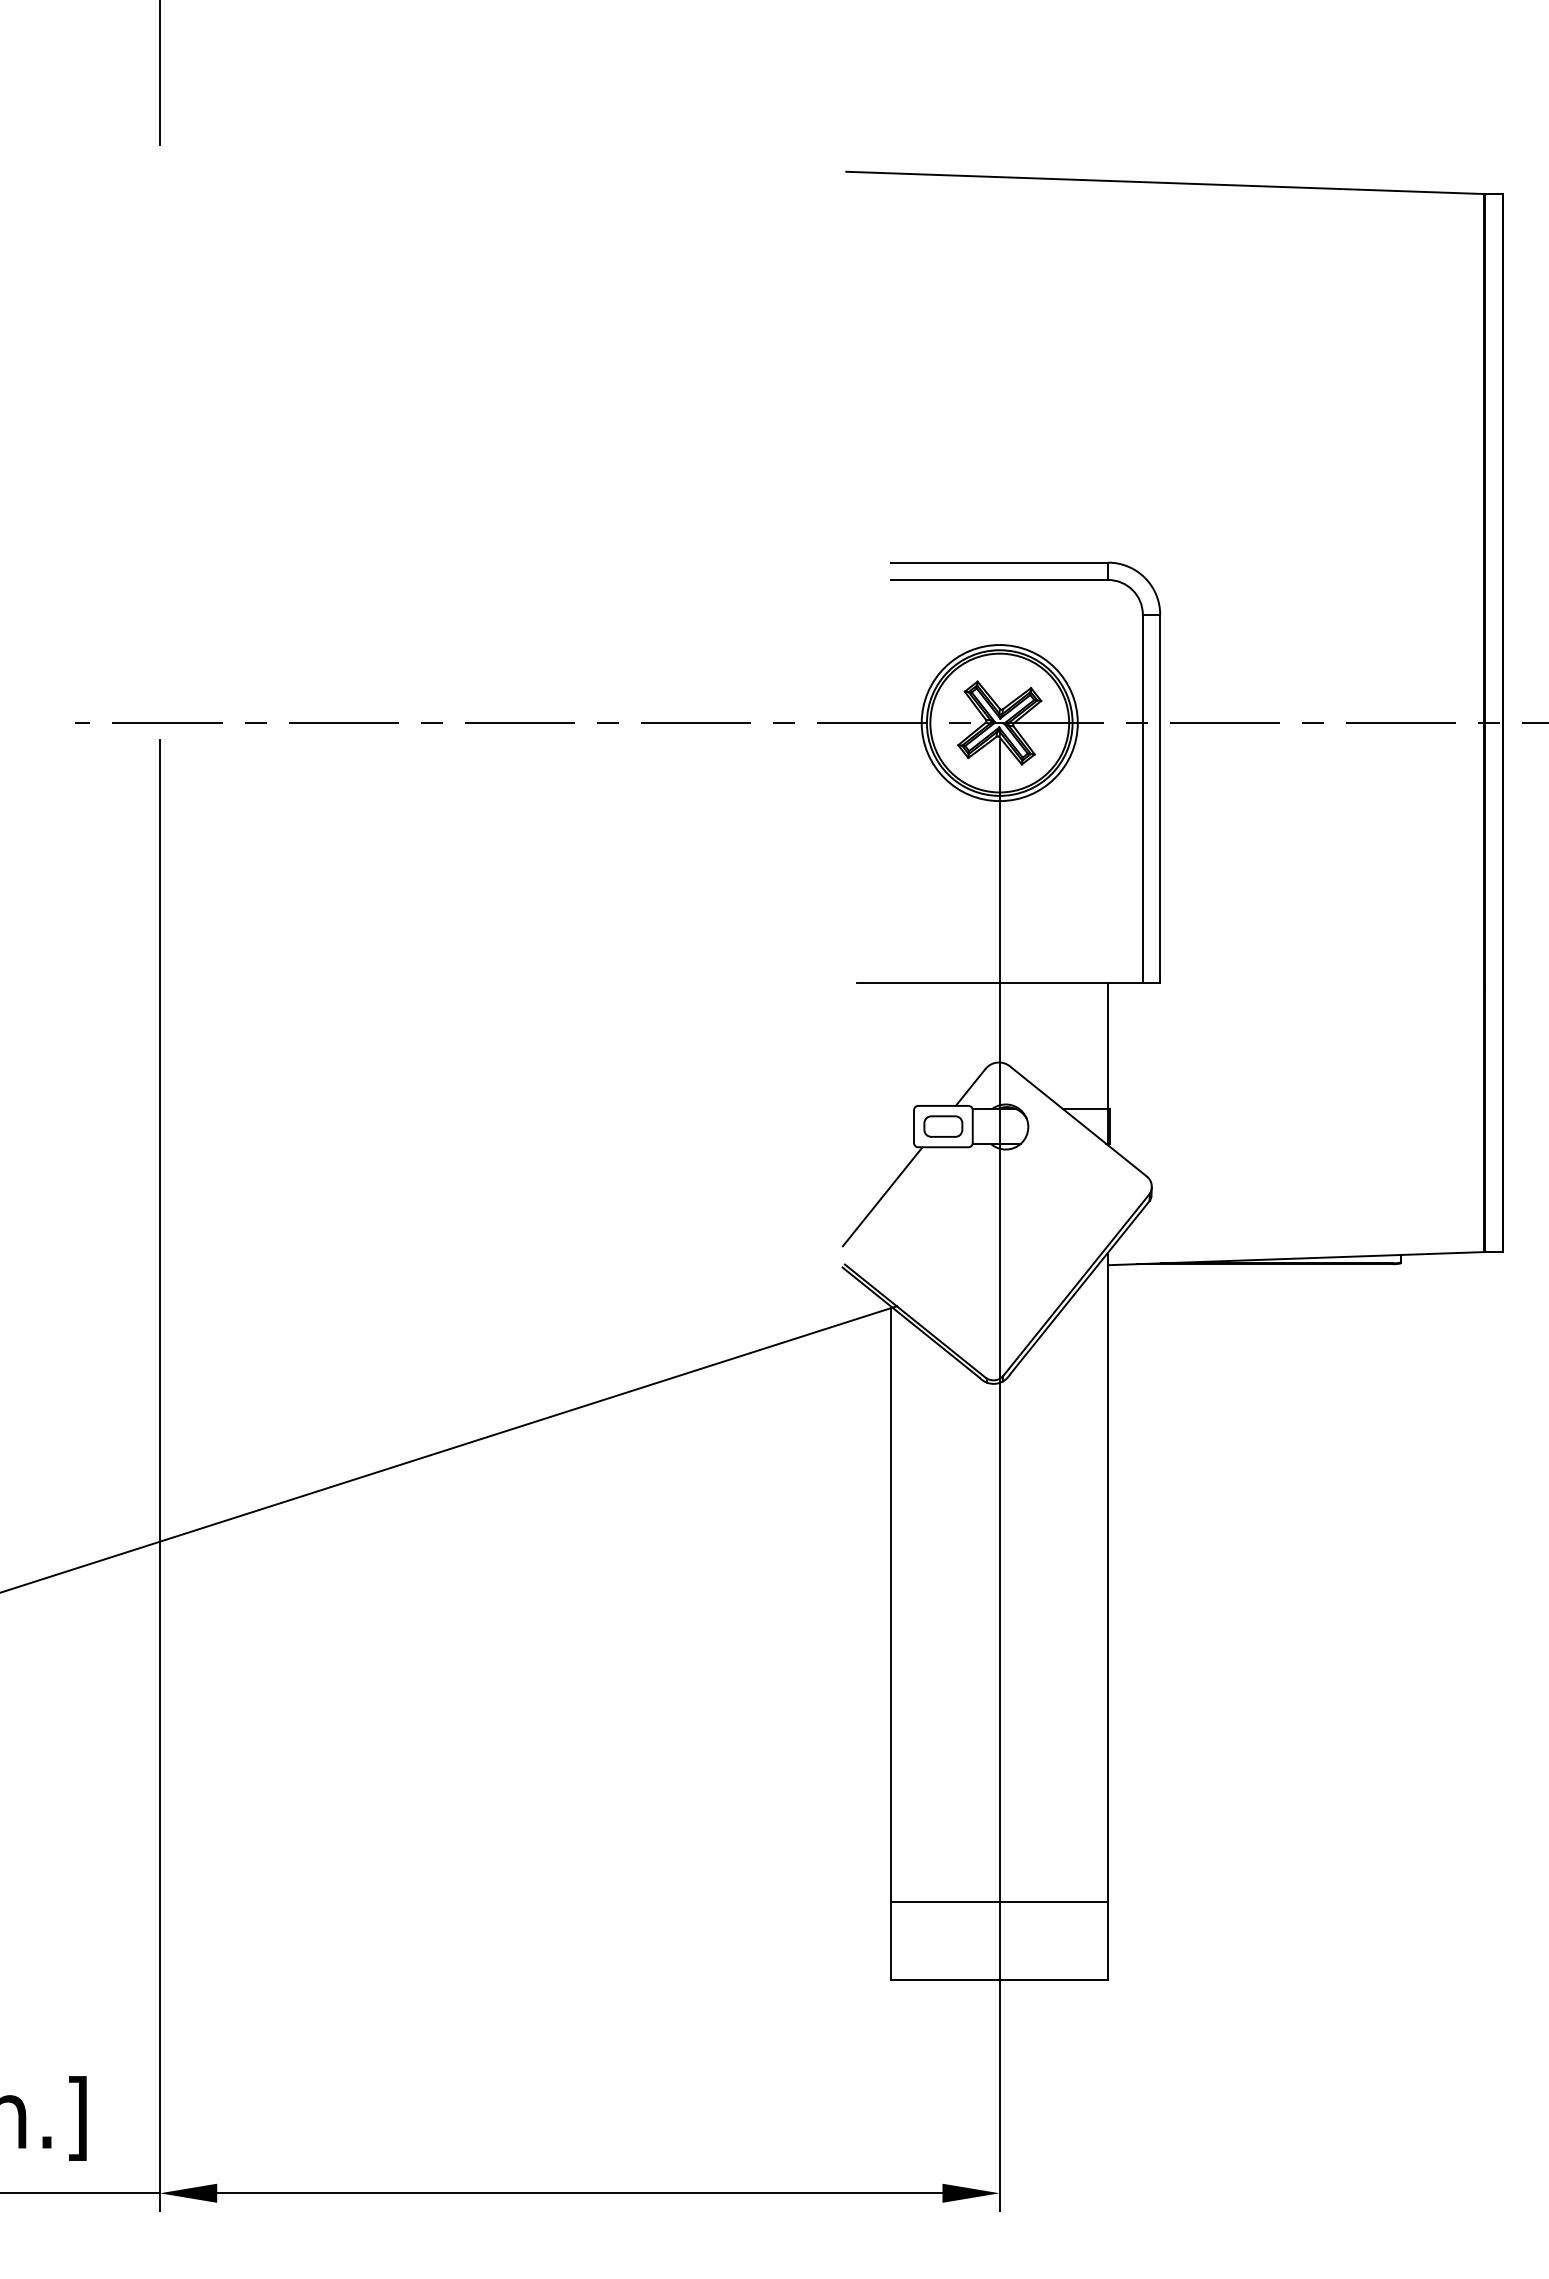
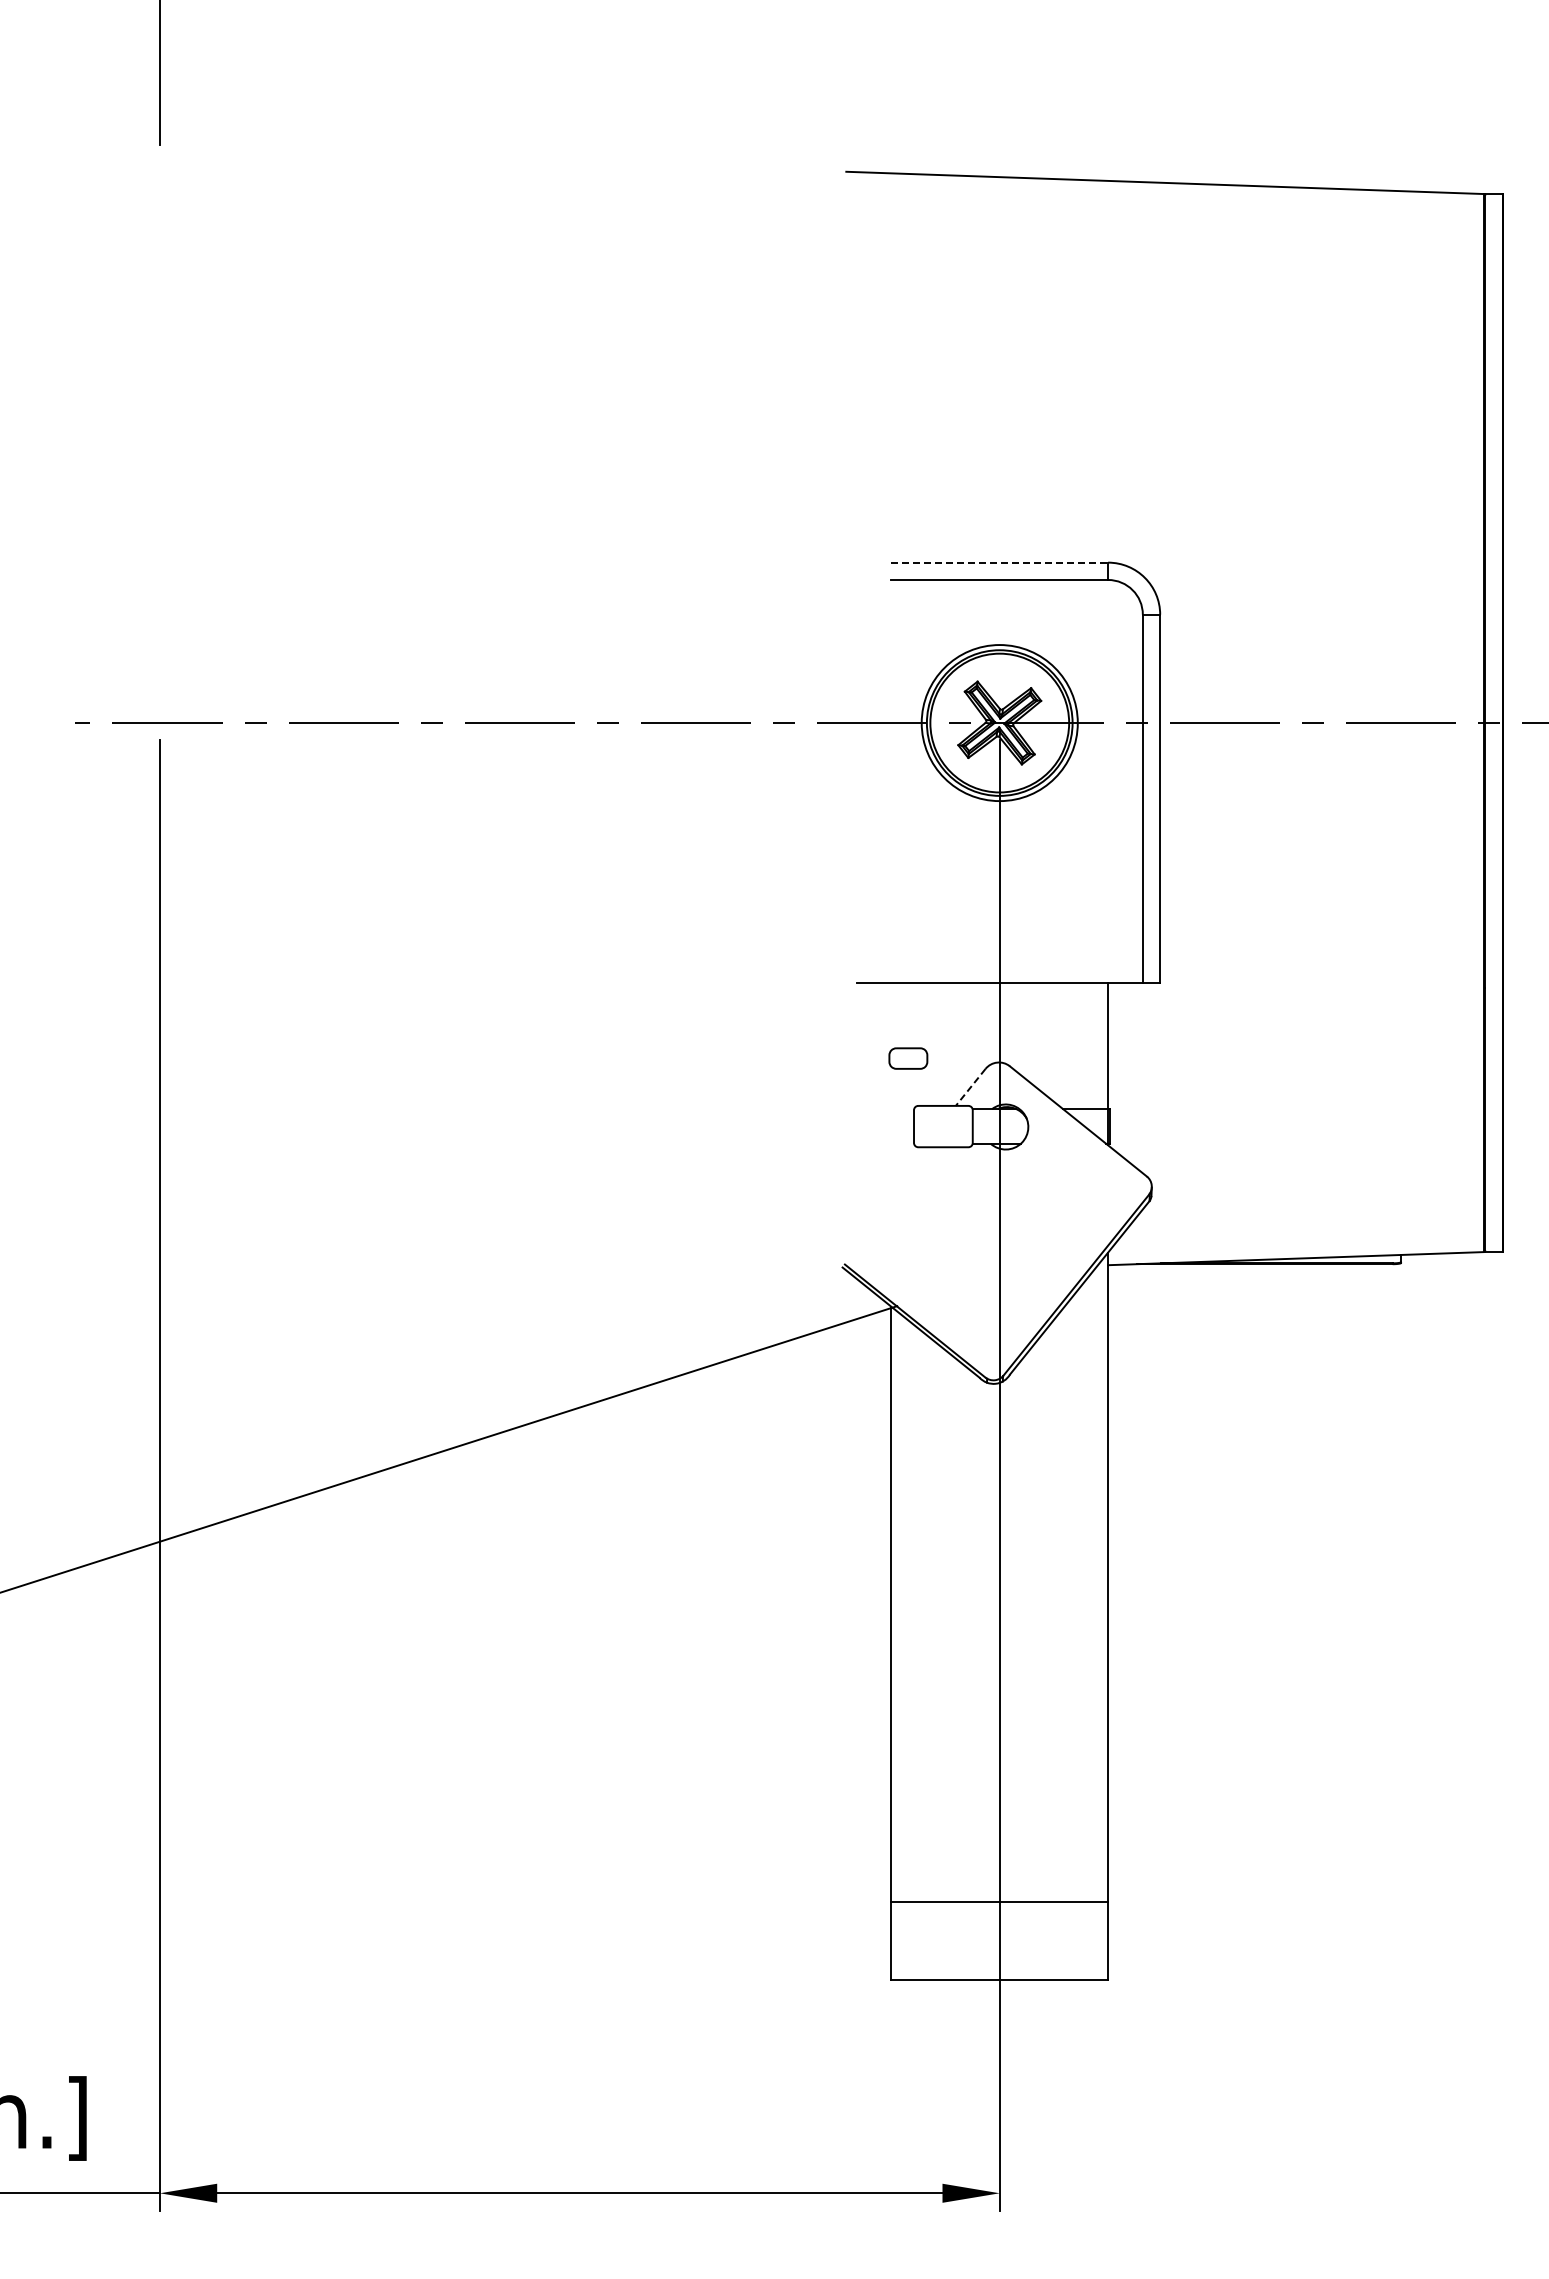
line: solid -> dashed (1000, 562)
line: solid -> dashed (970, 1087)
part position: (943, 1126) -> (908, 1058) (908, 1058)
line: present -> none (882, 1196)
